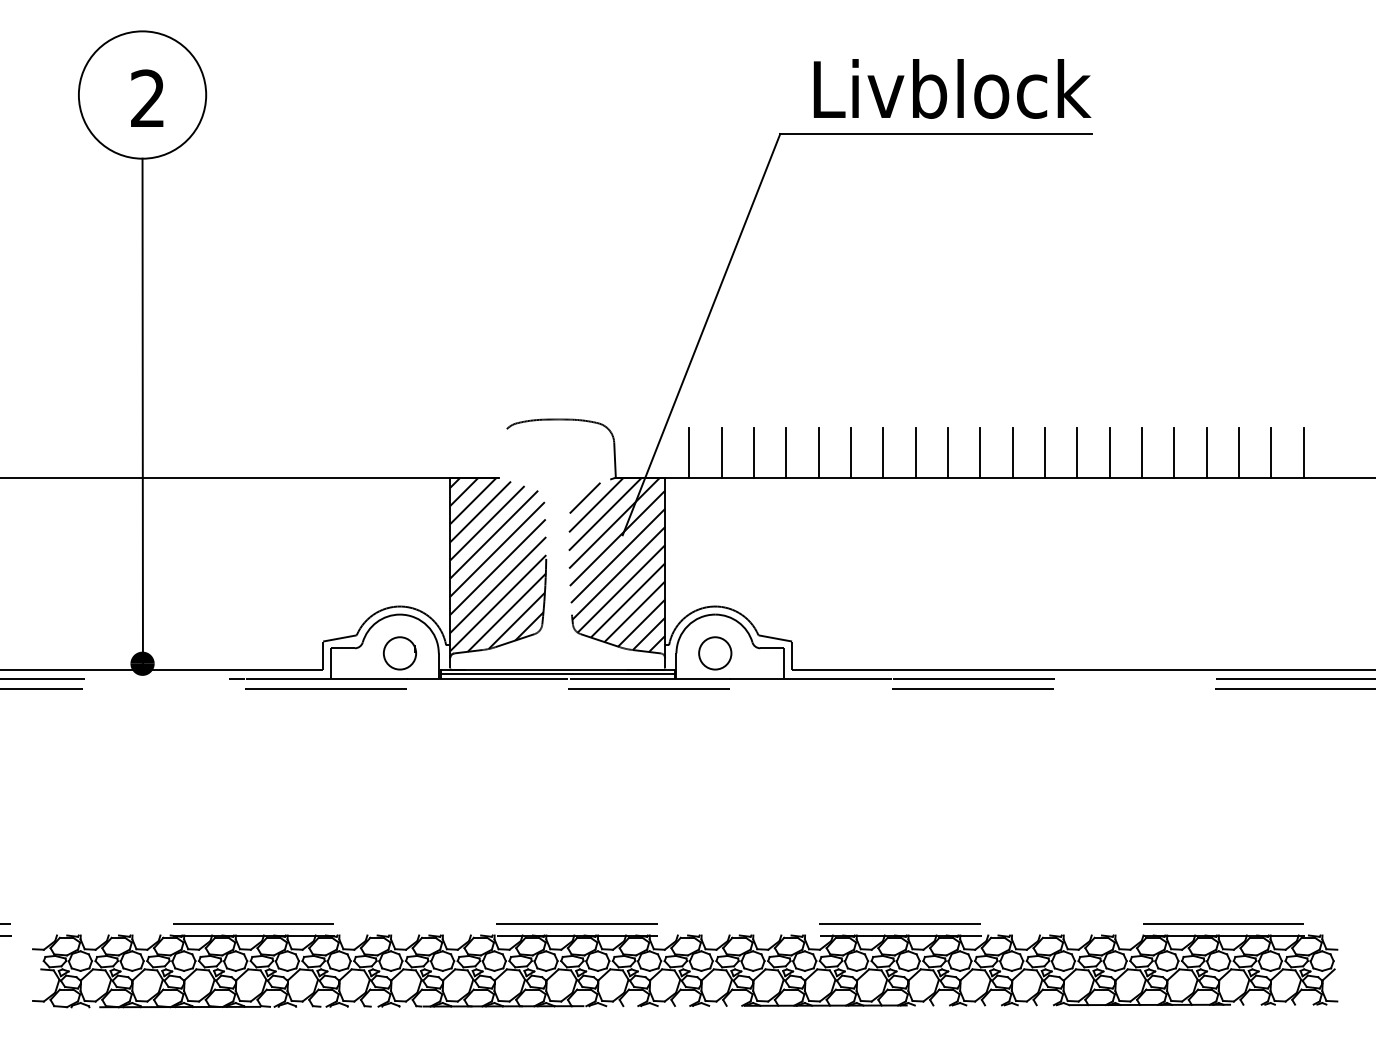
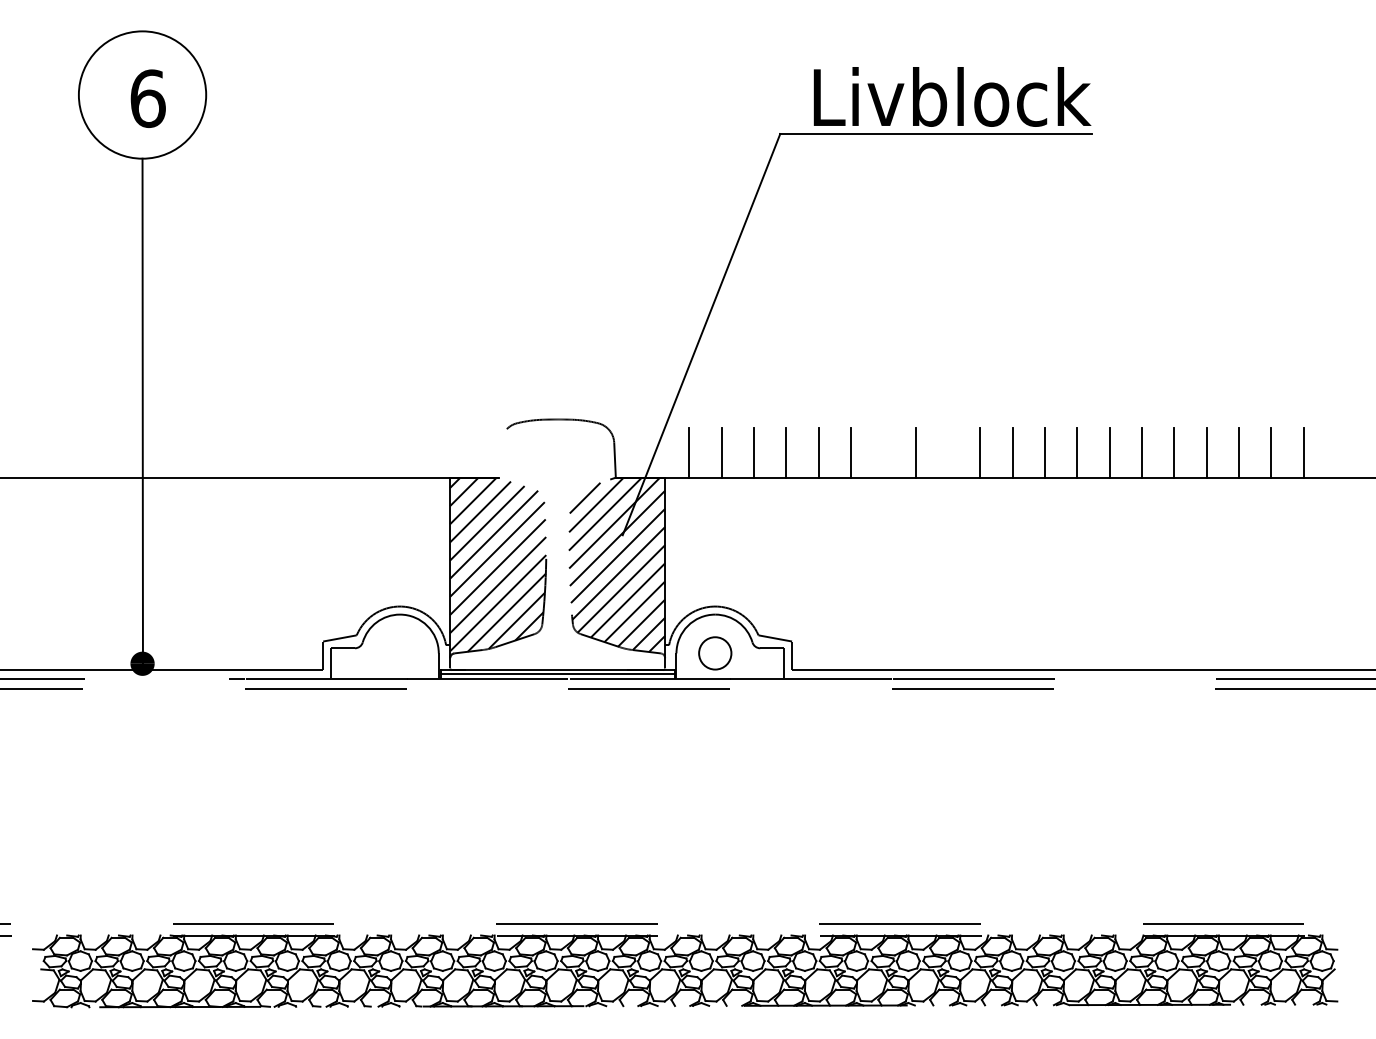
text position: (952, 88) -> (952, 96) (952, 96)
text: 2 -> 6 (147, 98)
line: present -> none (883, 452)
line: present -> none (947, 452)
circle: present -> none (399, 653)
